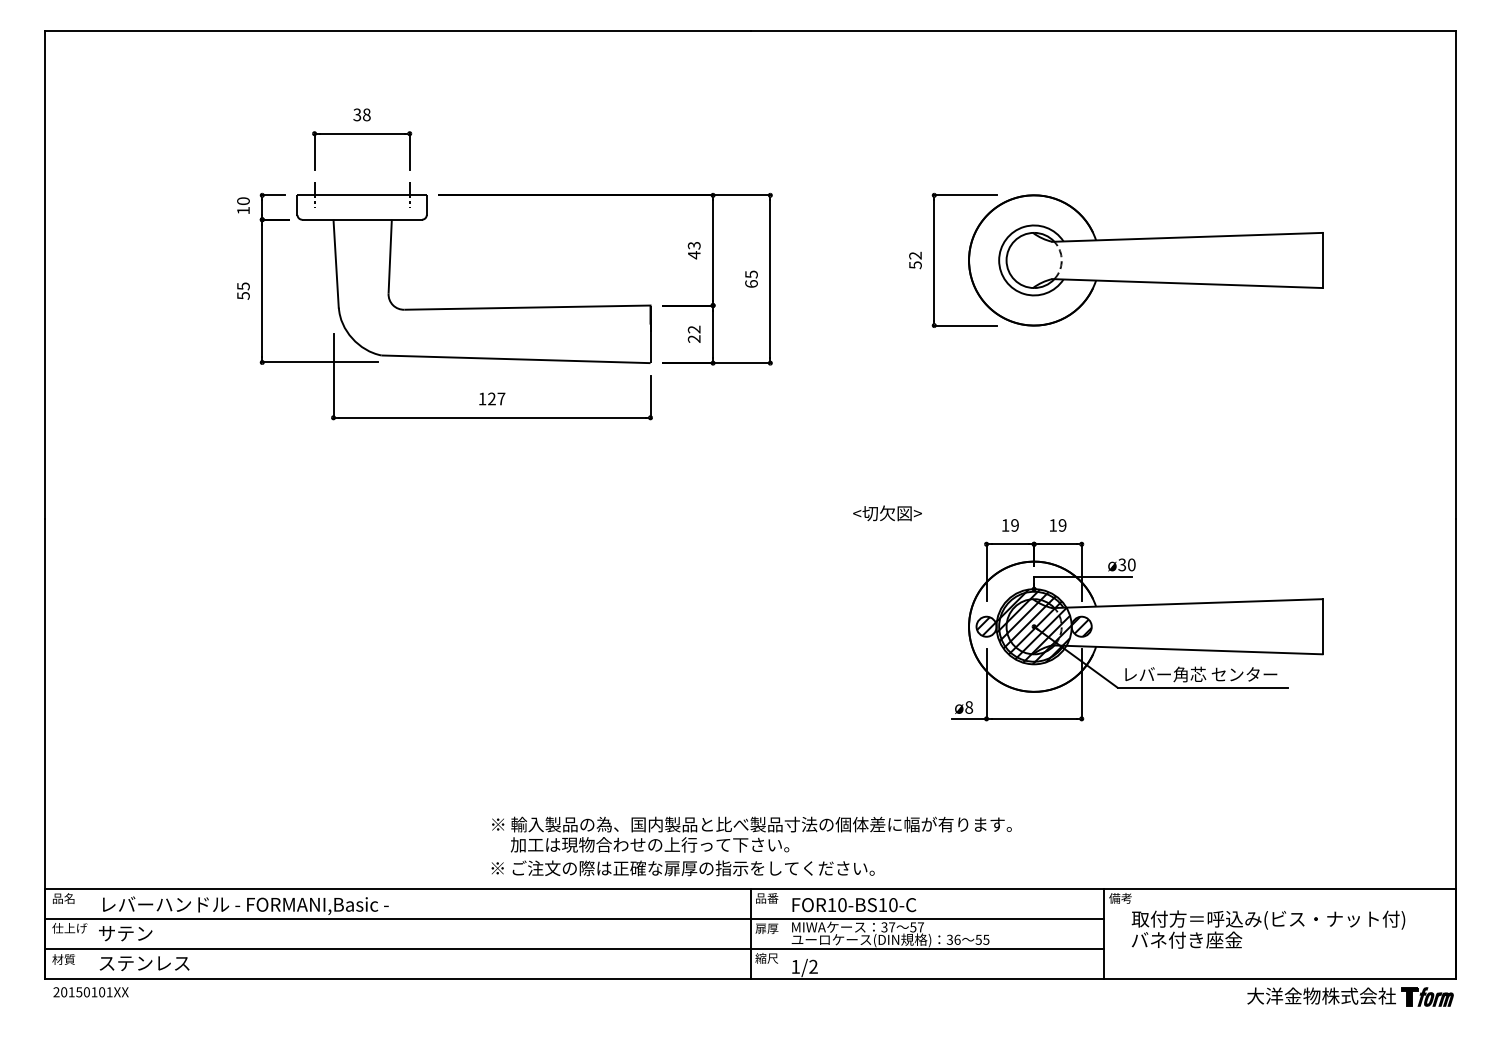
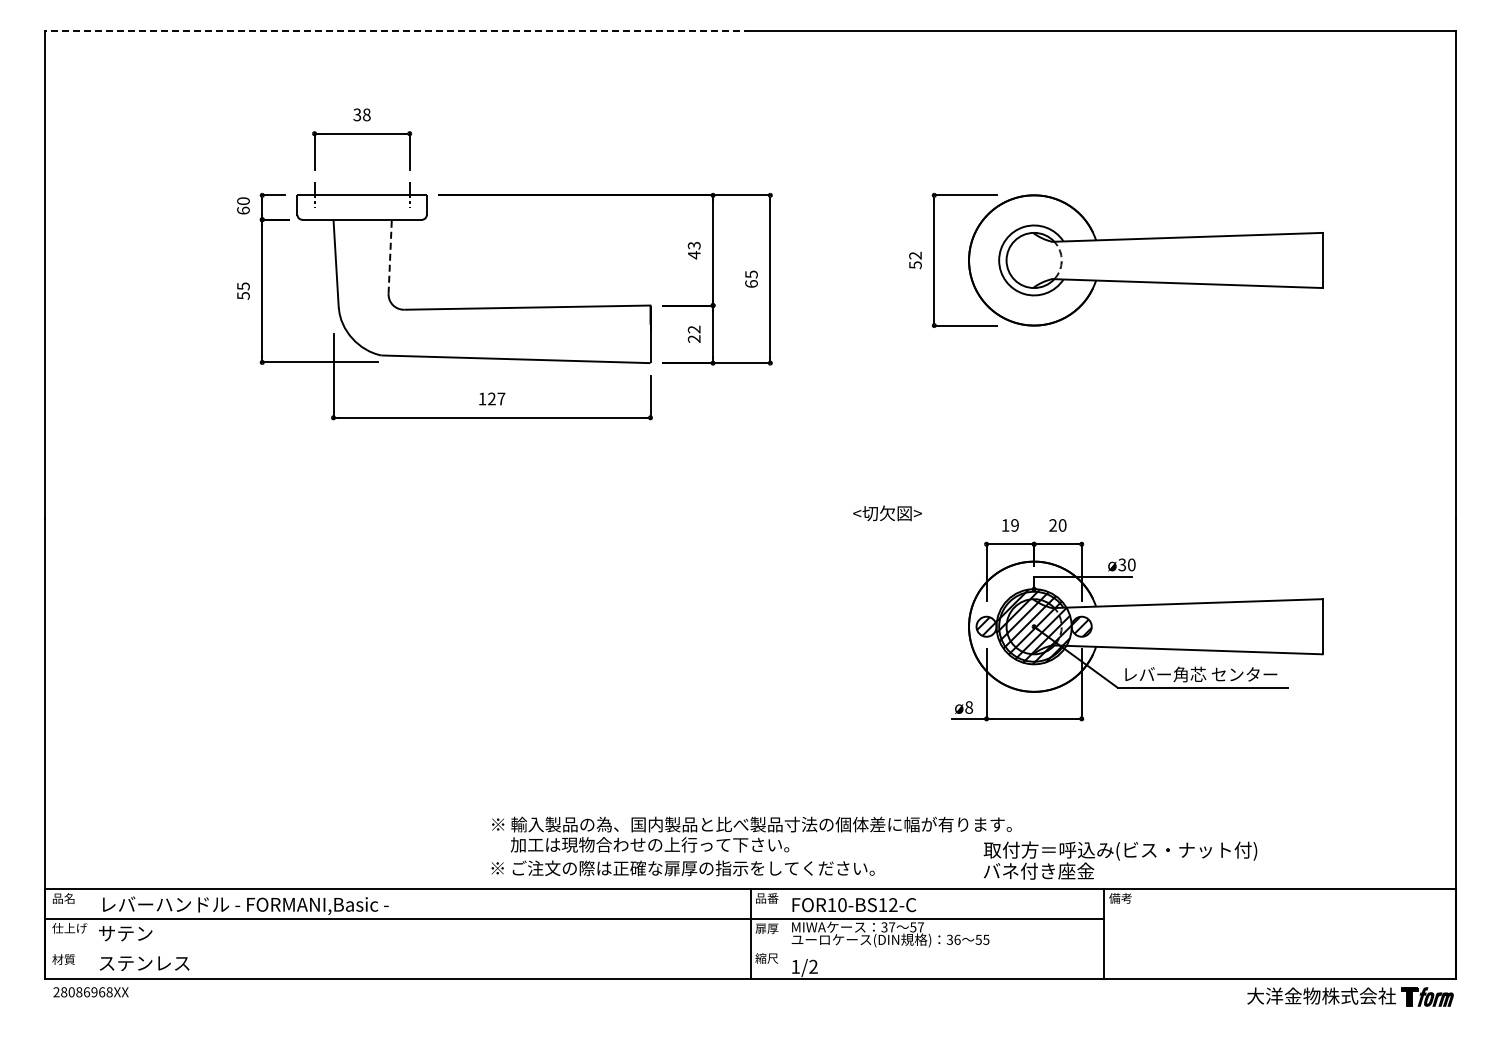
line: solid -> dashed (397, 31)
text: 10 -> 60 (243, 210)
line: solid -> dashed (390, 256)
text: 19 -> 20 (1057, 525)
text: FOR10-BS10-C -> FOR10-BS12-C (893, 905)
text position: (1268, 929) -> (1120, 860) (1120, 860)
line: present -> none (574, 948)
text: 20150101XX -> 28086968XX (86, 992)
